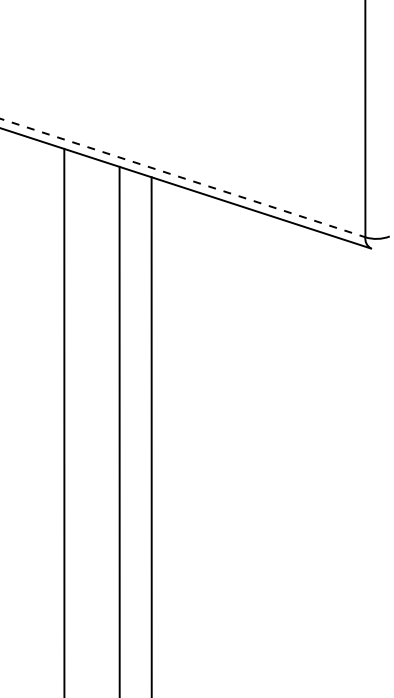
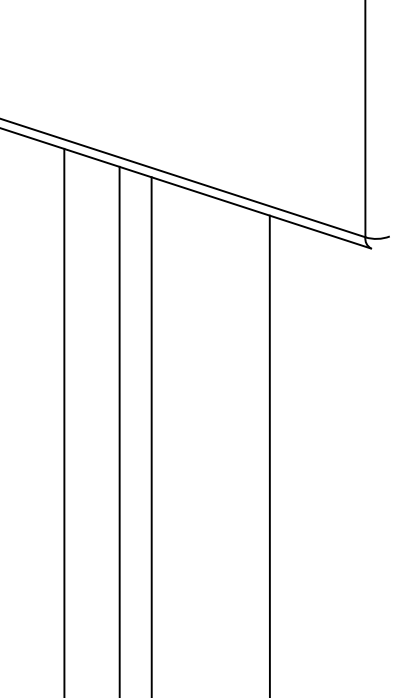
line: dashed -> solid (182, 178)
line: none -> present (269, 454)
